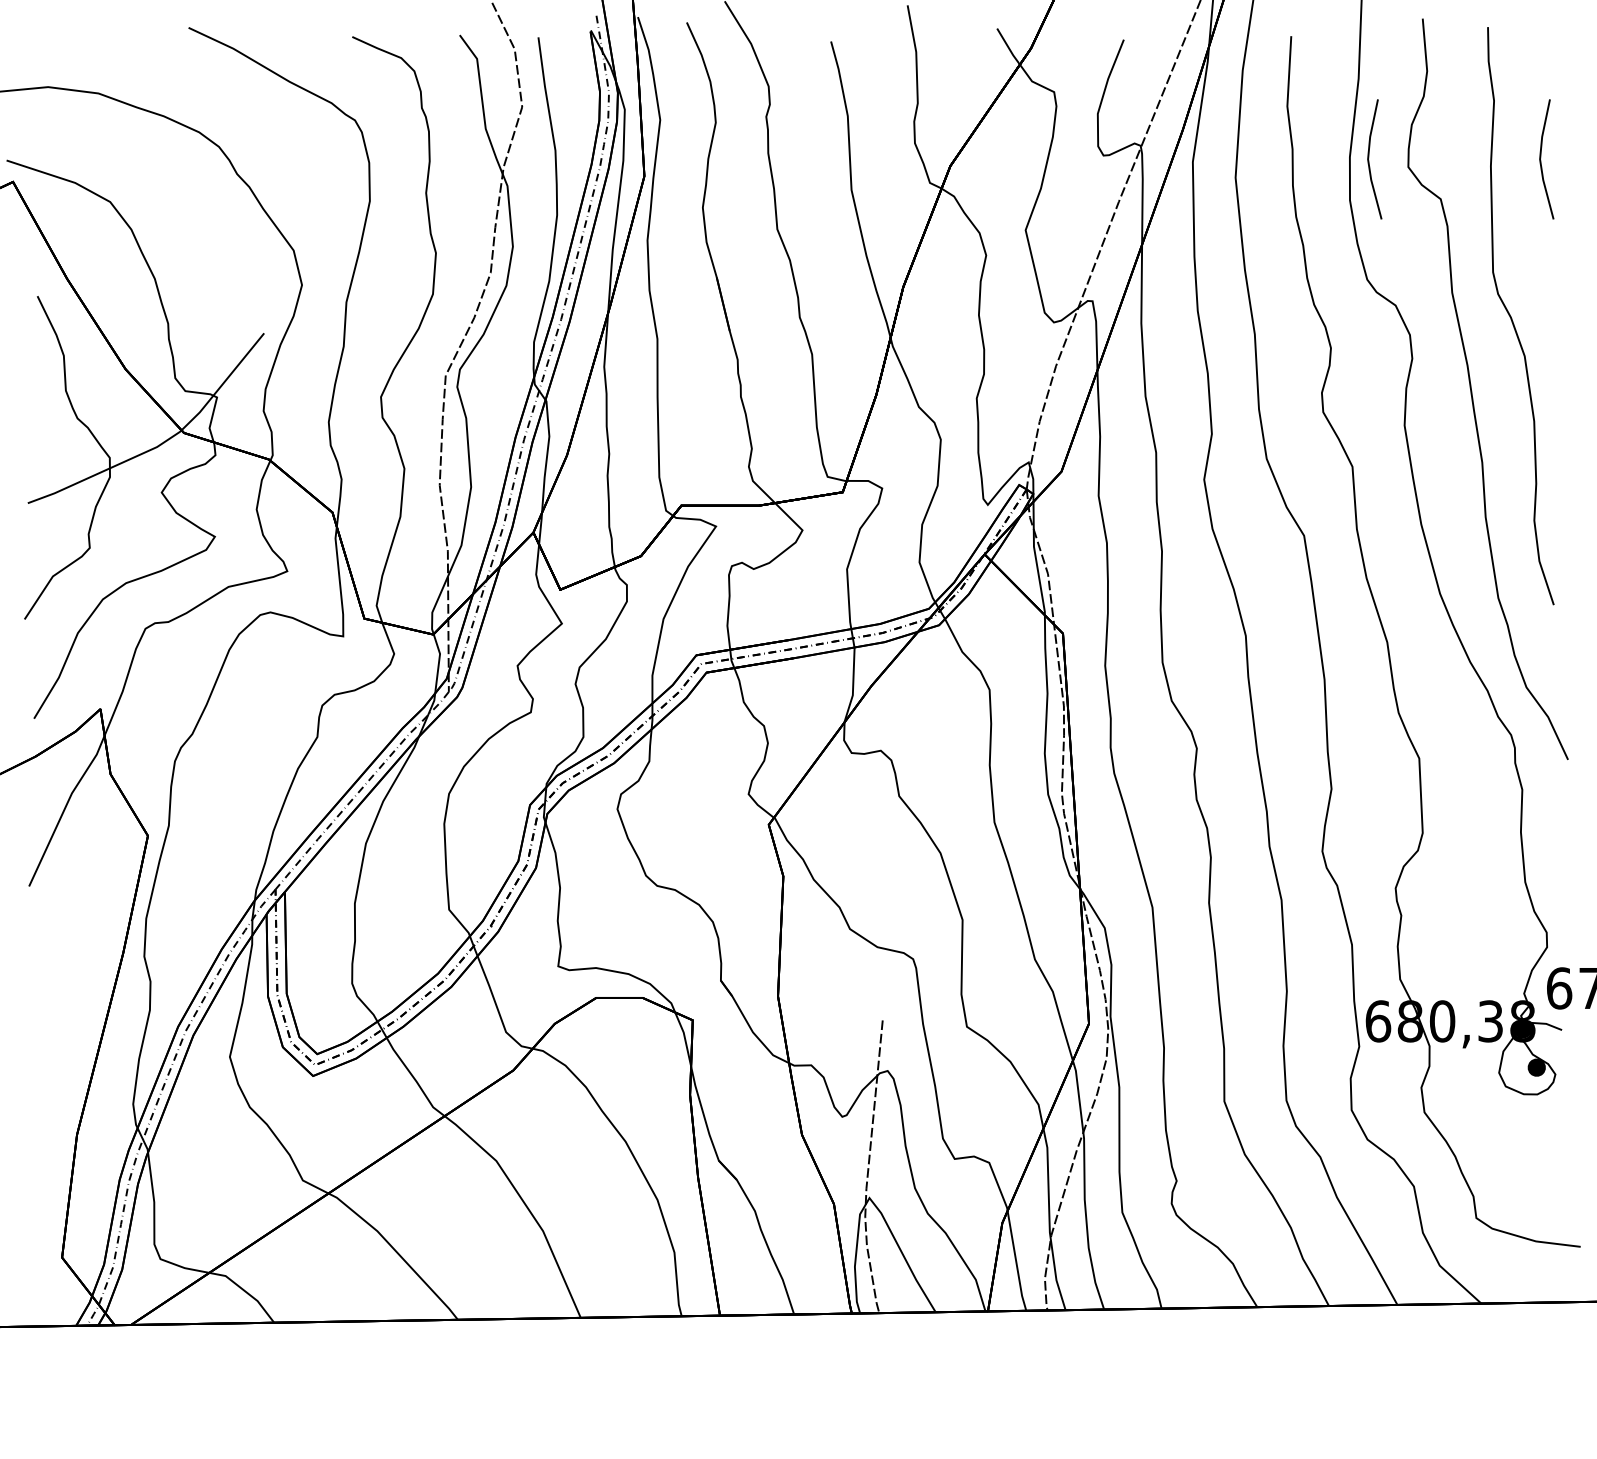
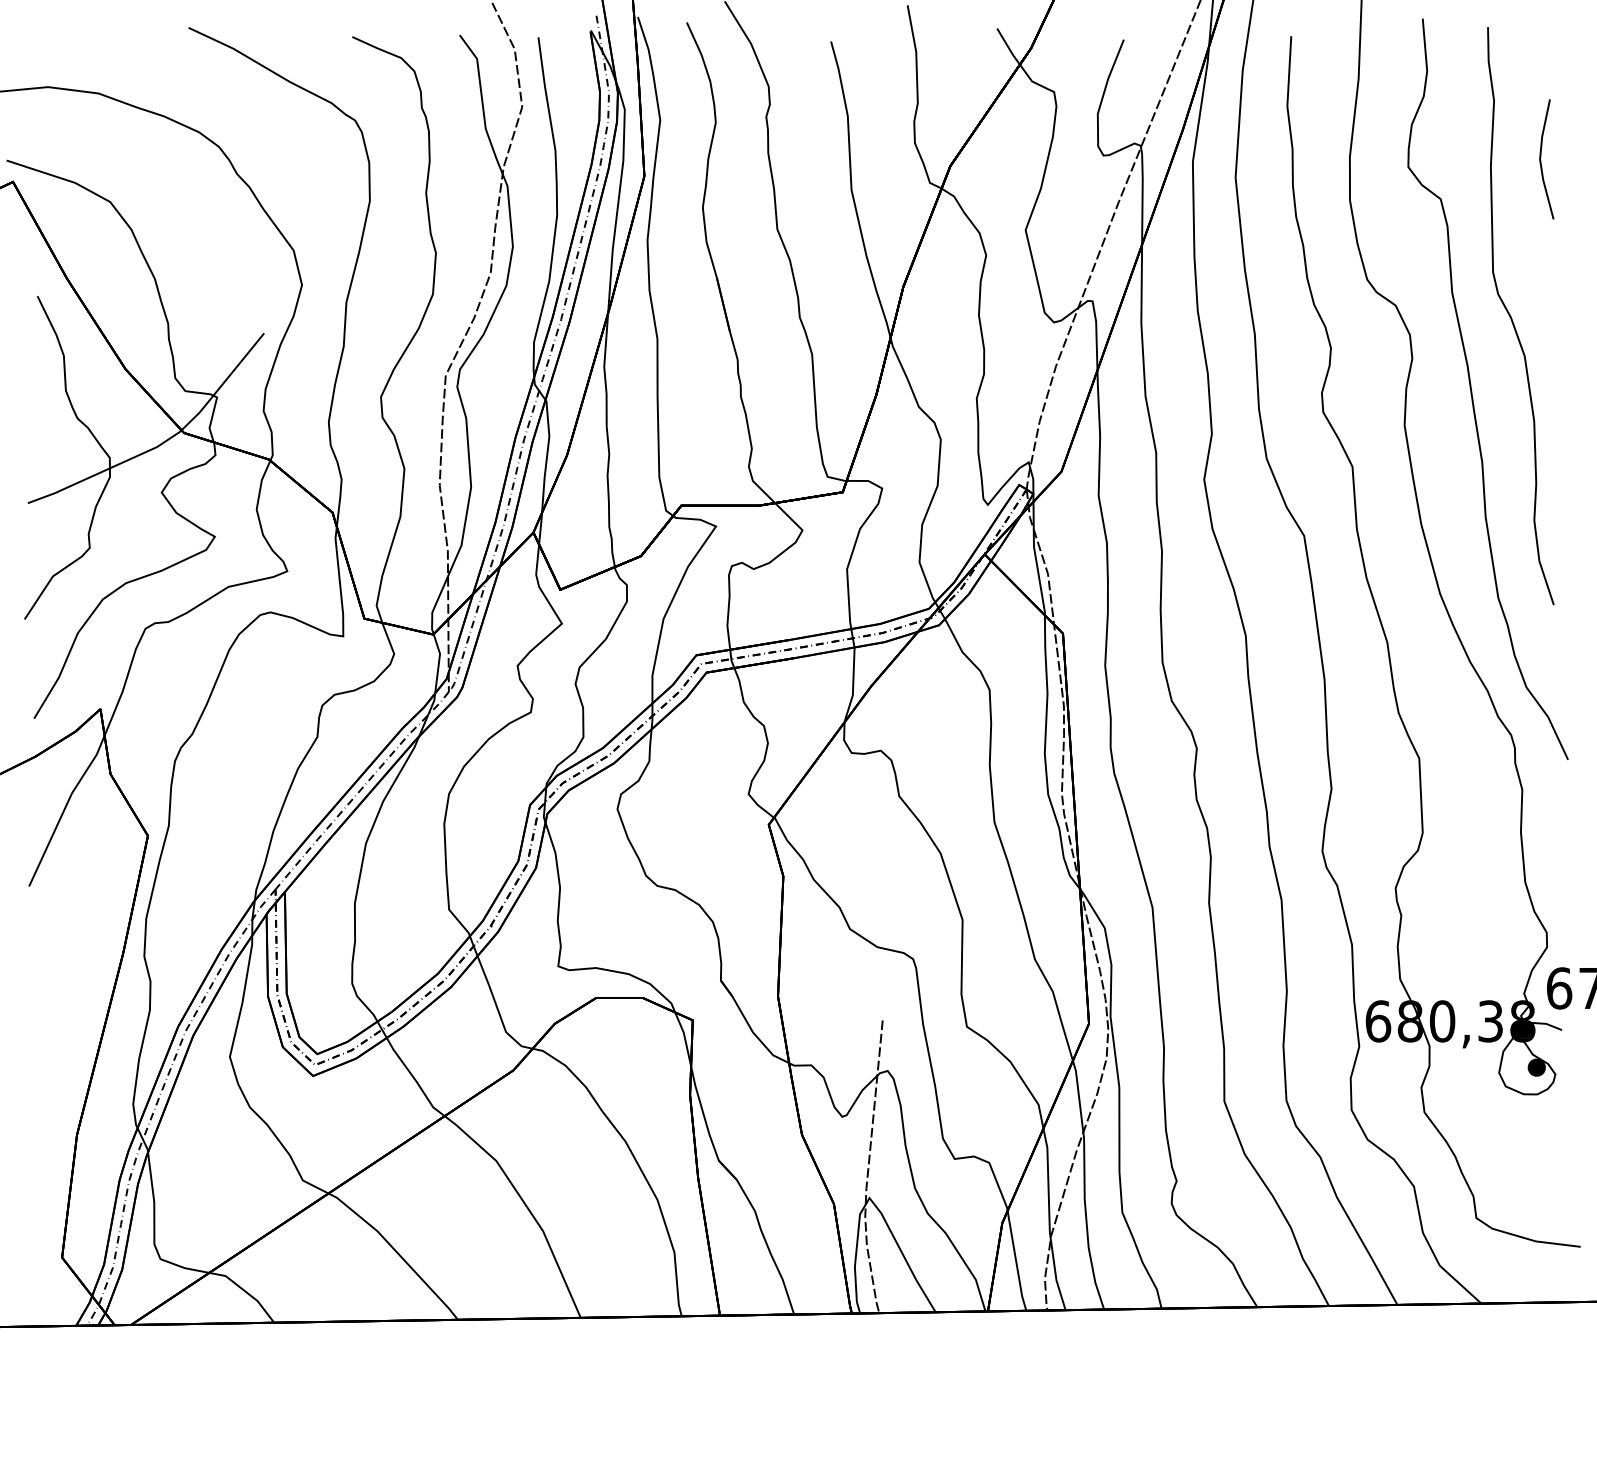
line: present -> none (1369, 158)
